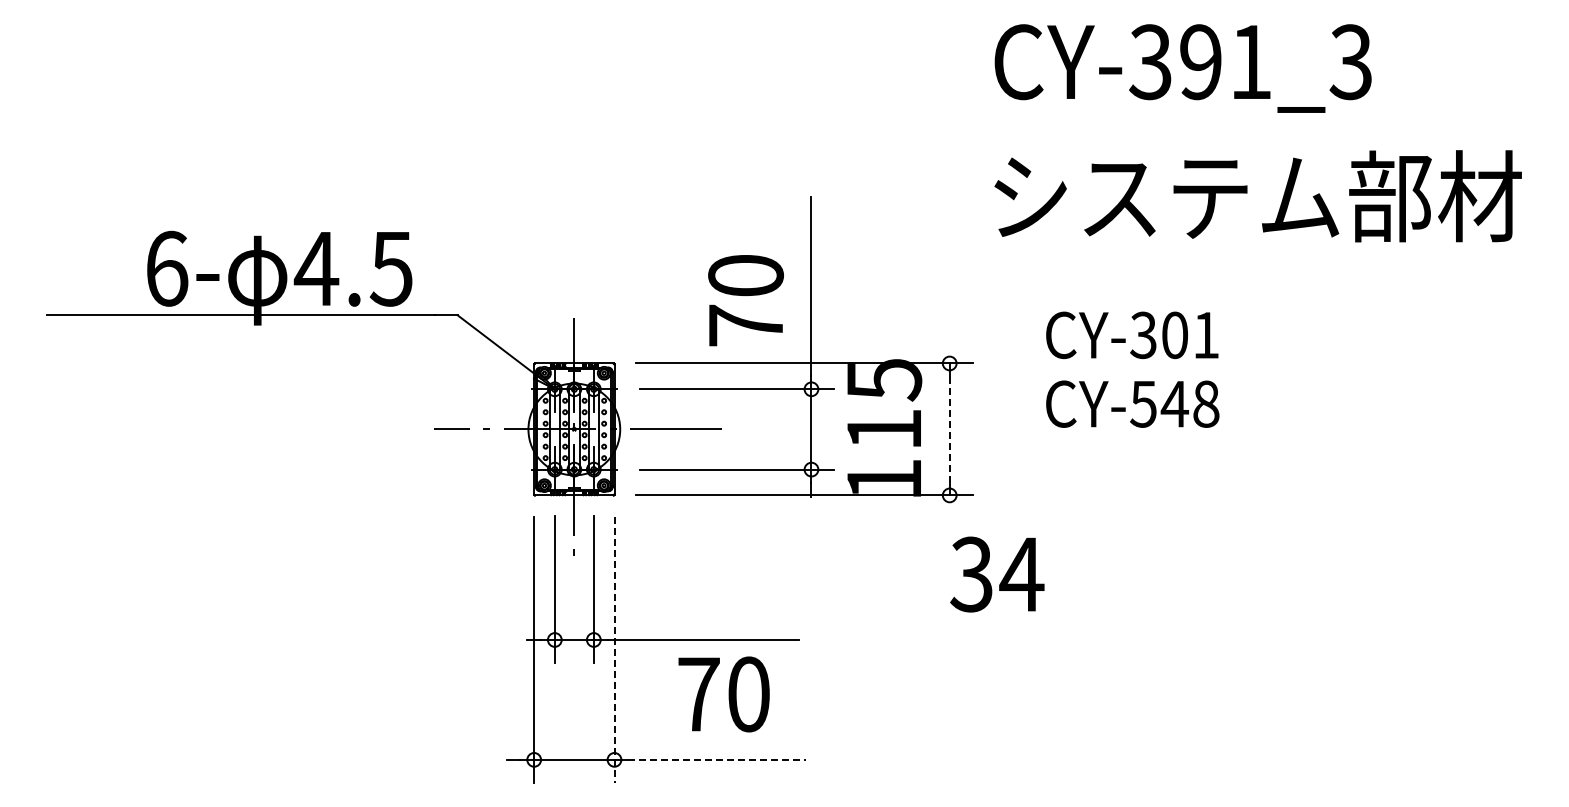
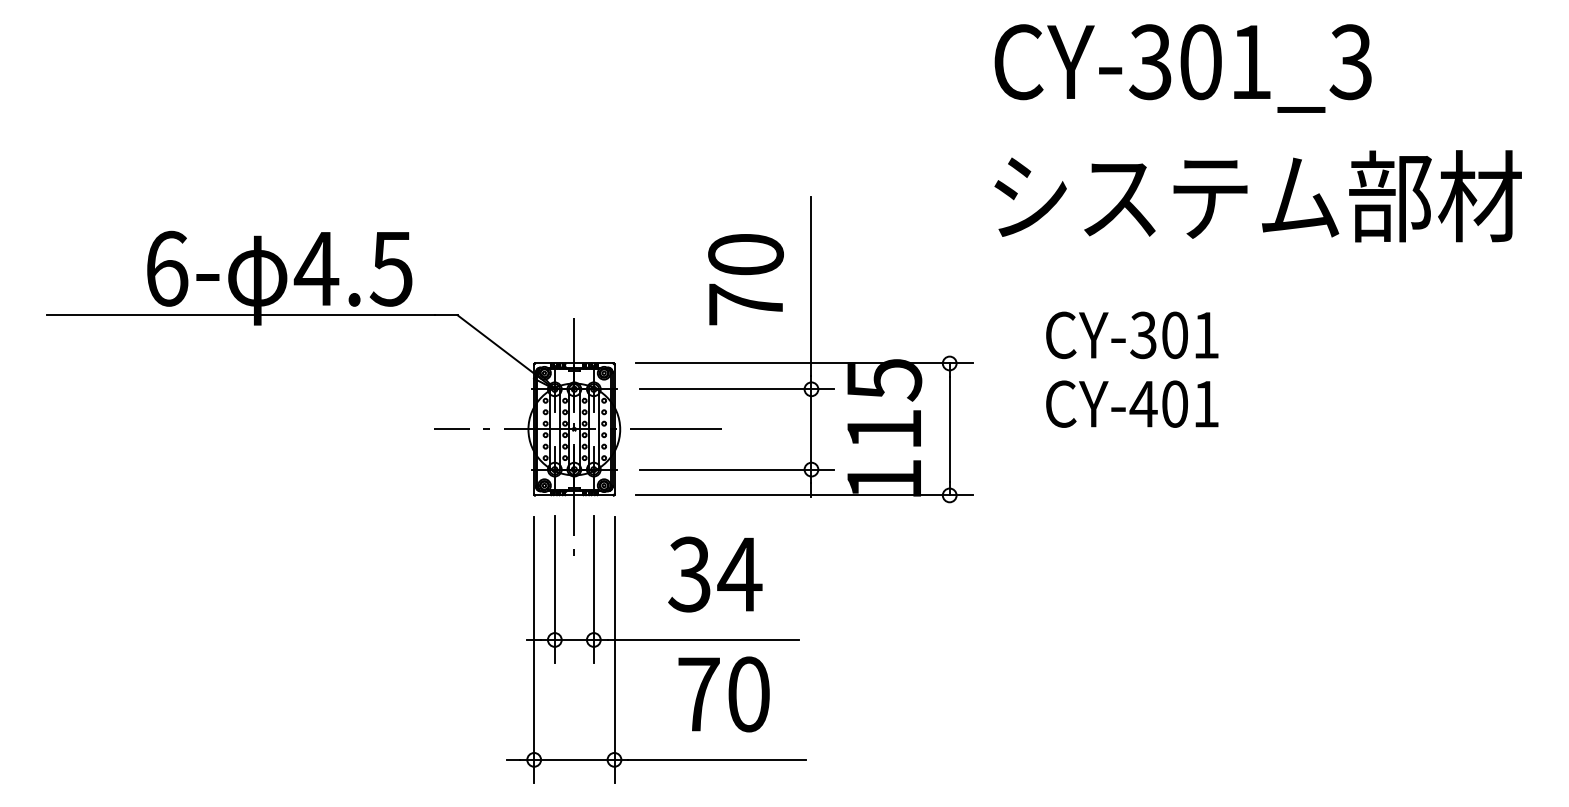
text: CY-391_3 -> CY-301_3 (1200, 62)
text position: (745, 300) -> (745, 279) (745, 279)
text: CY-548 -> CY-401 (1174, 403)
line: dashed -> solid (949, 429)
text position: (997, 574) -> (715, 574) (715, 574)
line: dashed -> solid (614, 650)
line: dashed -> solid (717, 759)
